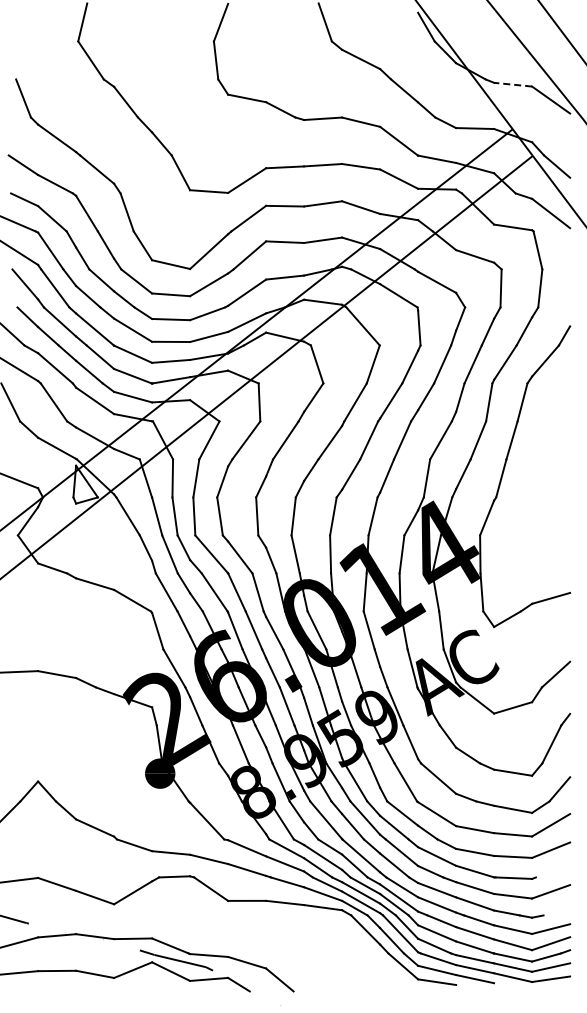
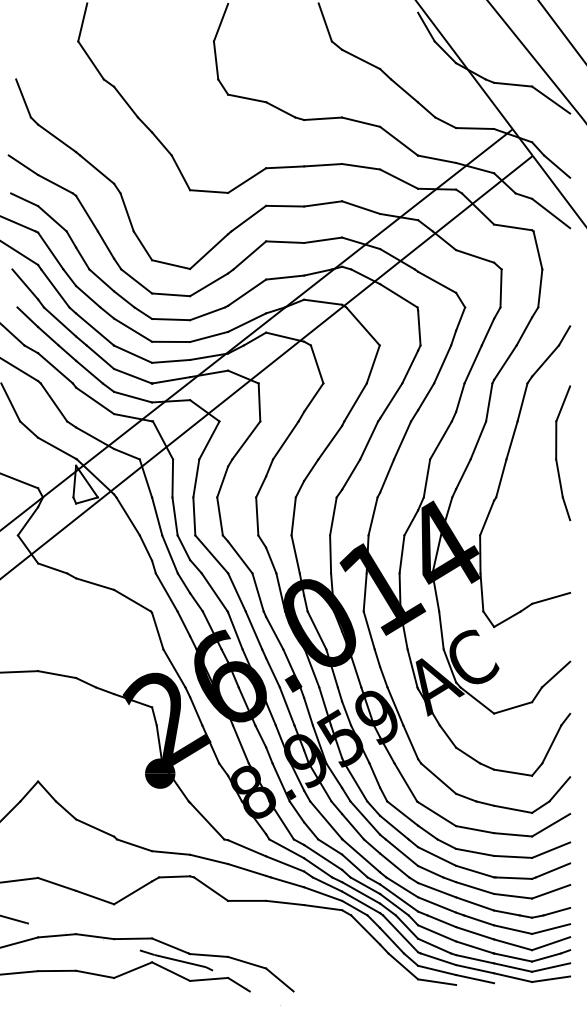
line: dashed -> solid (512, 84)
part: none -> present (563, 453)
line: none -> present (552, 870)
line: none -> present (556, 911)
